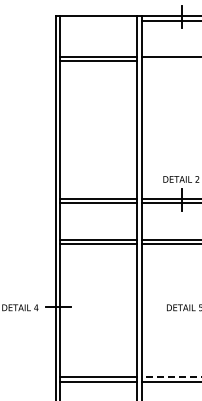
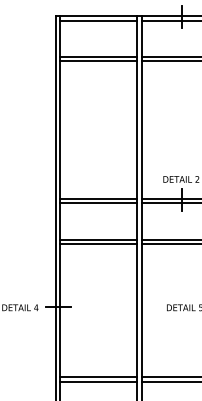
line: none -> present (98, 20)
line: none -> present (169, 61)
line: dashed -> solid (171, 377)
